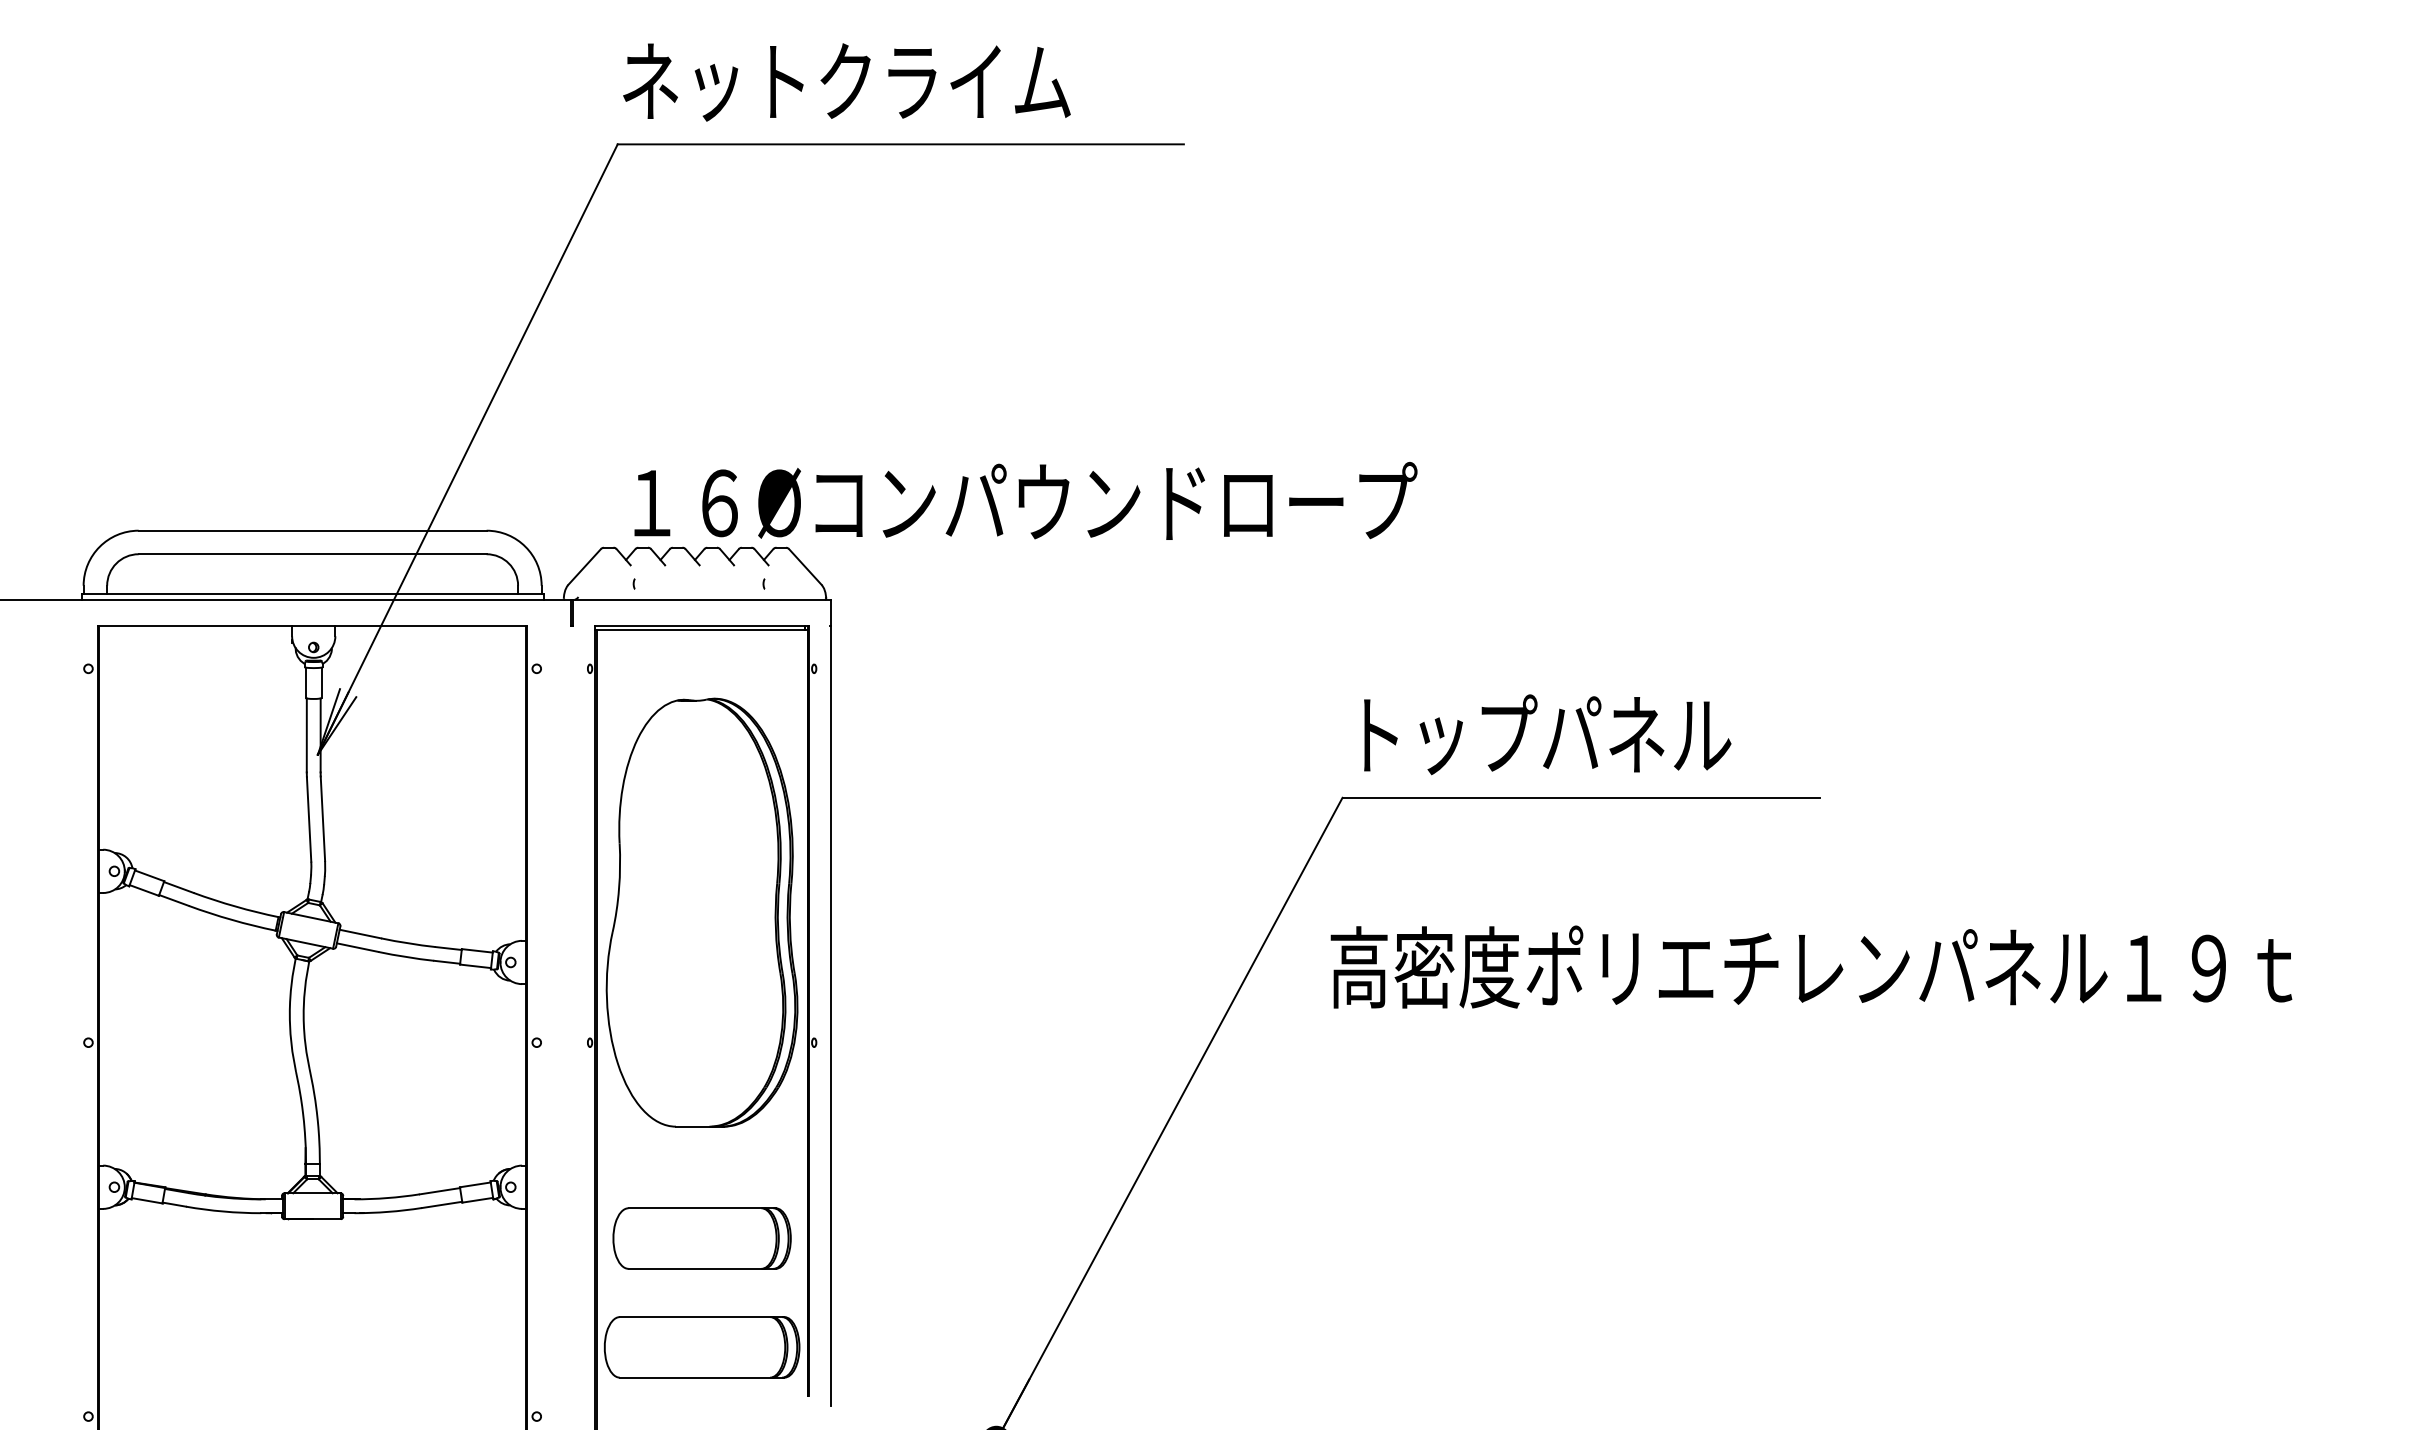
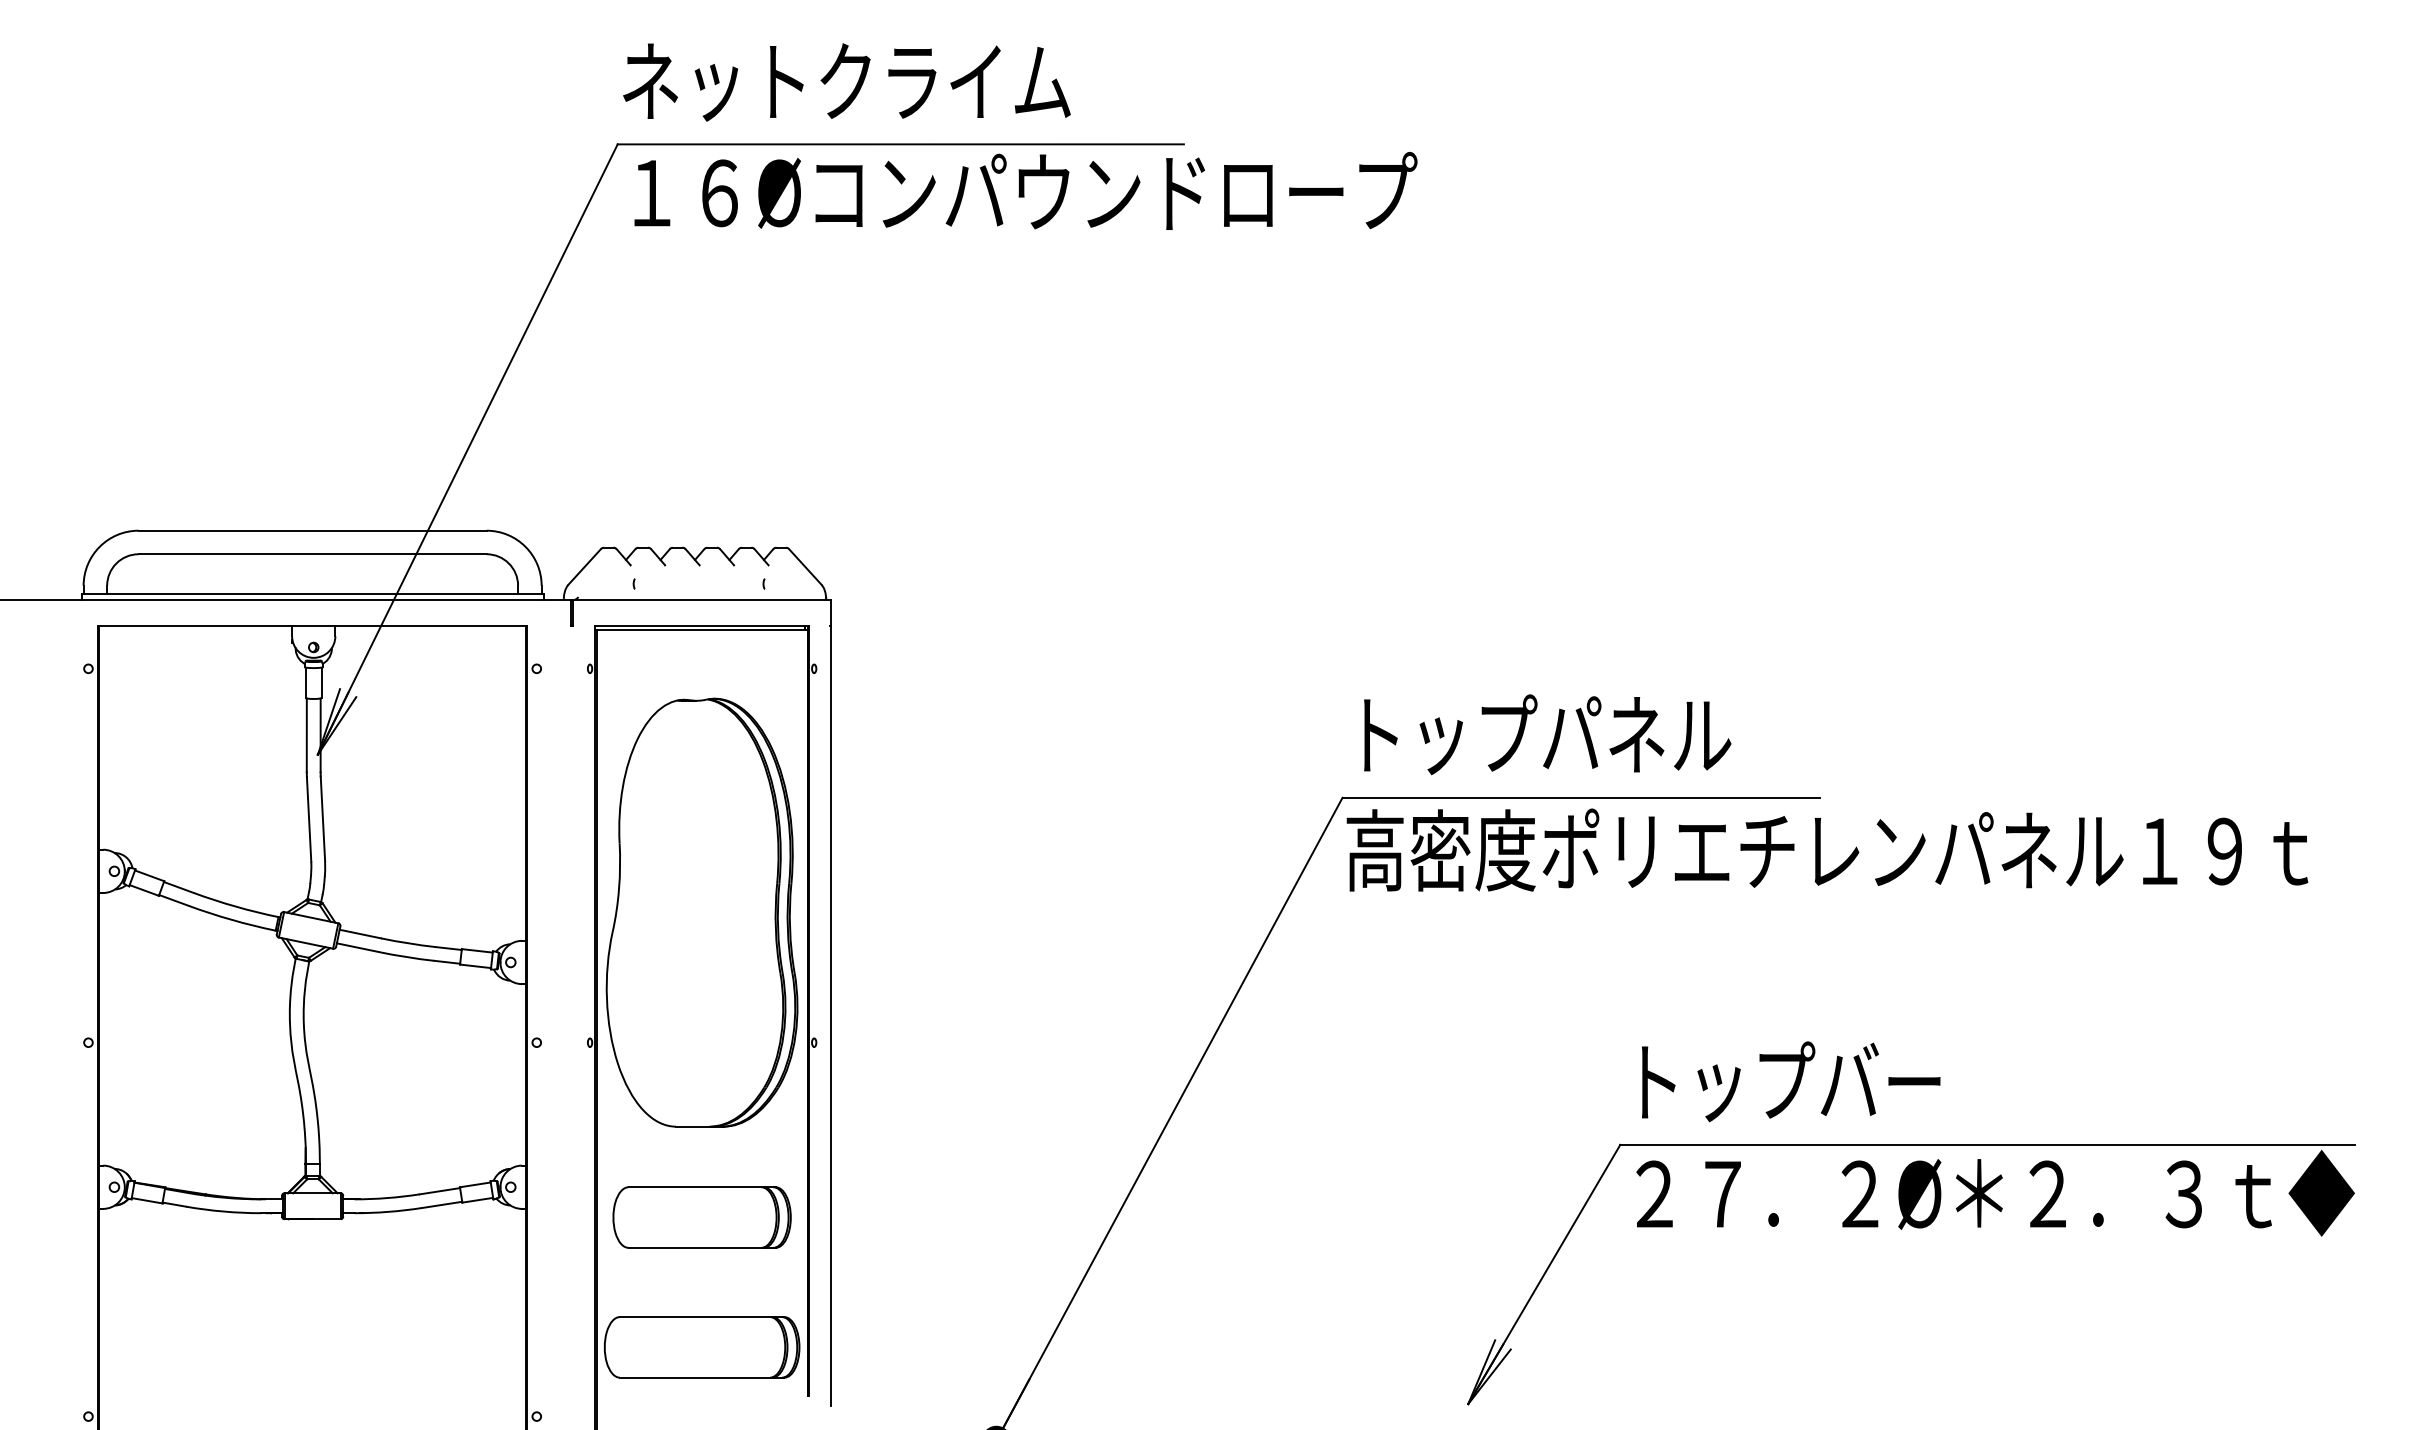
text position: (1025, 500) -> (1025, 190) (1025, 190)
text position: (1811, 966) -> (1827, 849) (1827, 849)
part: none -> present (1911, 1223)
part position: (701, 1238) -> (701, 1217) (701, 1217)
